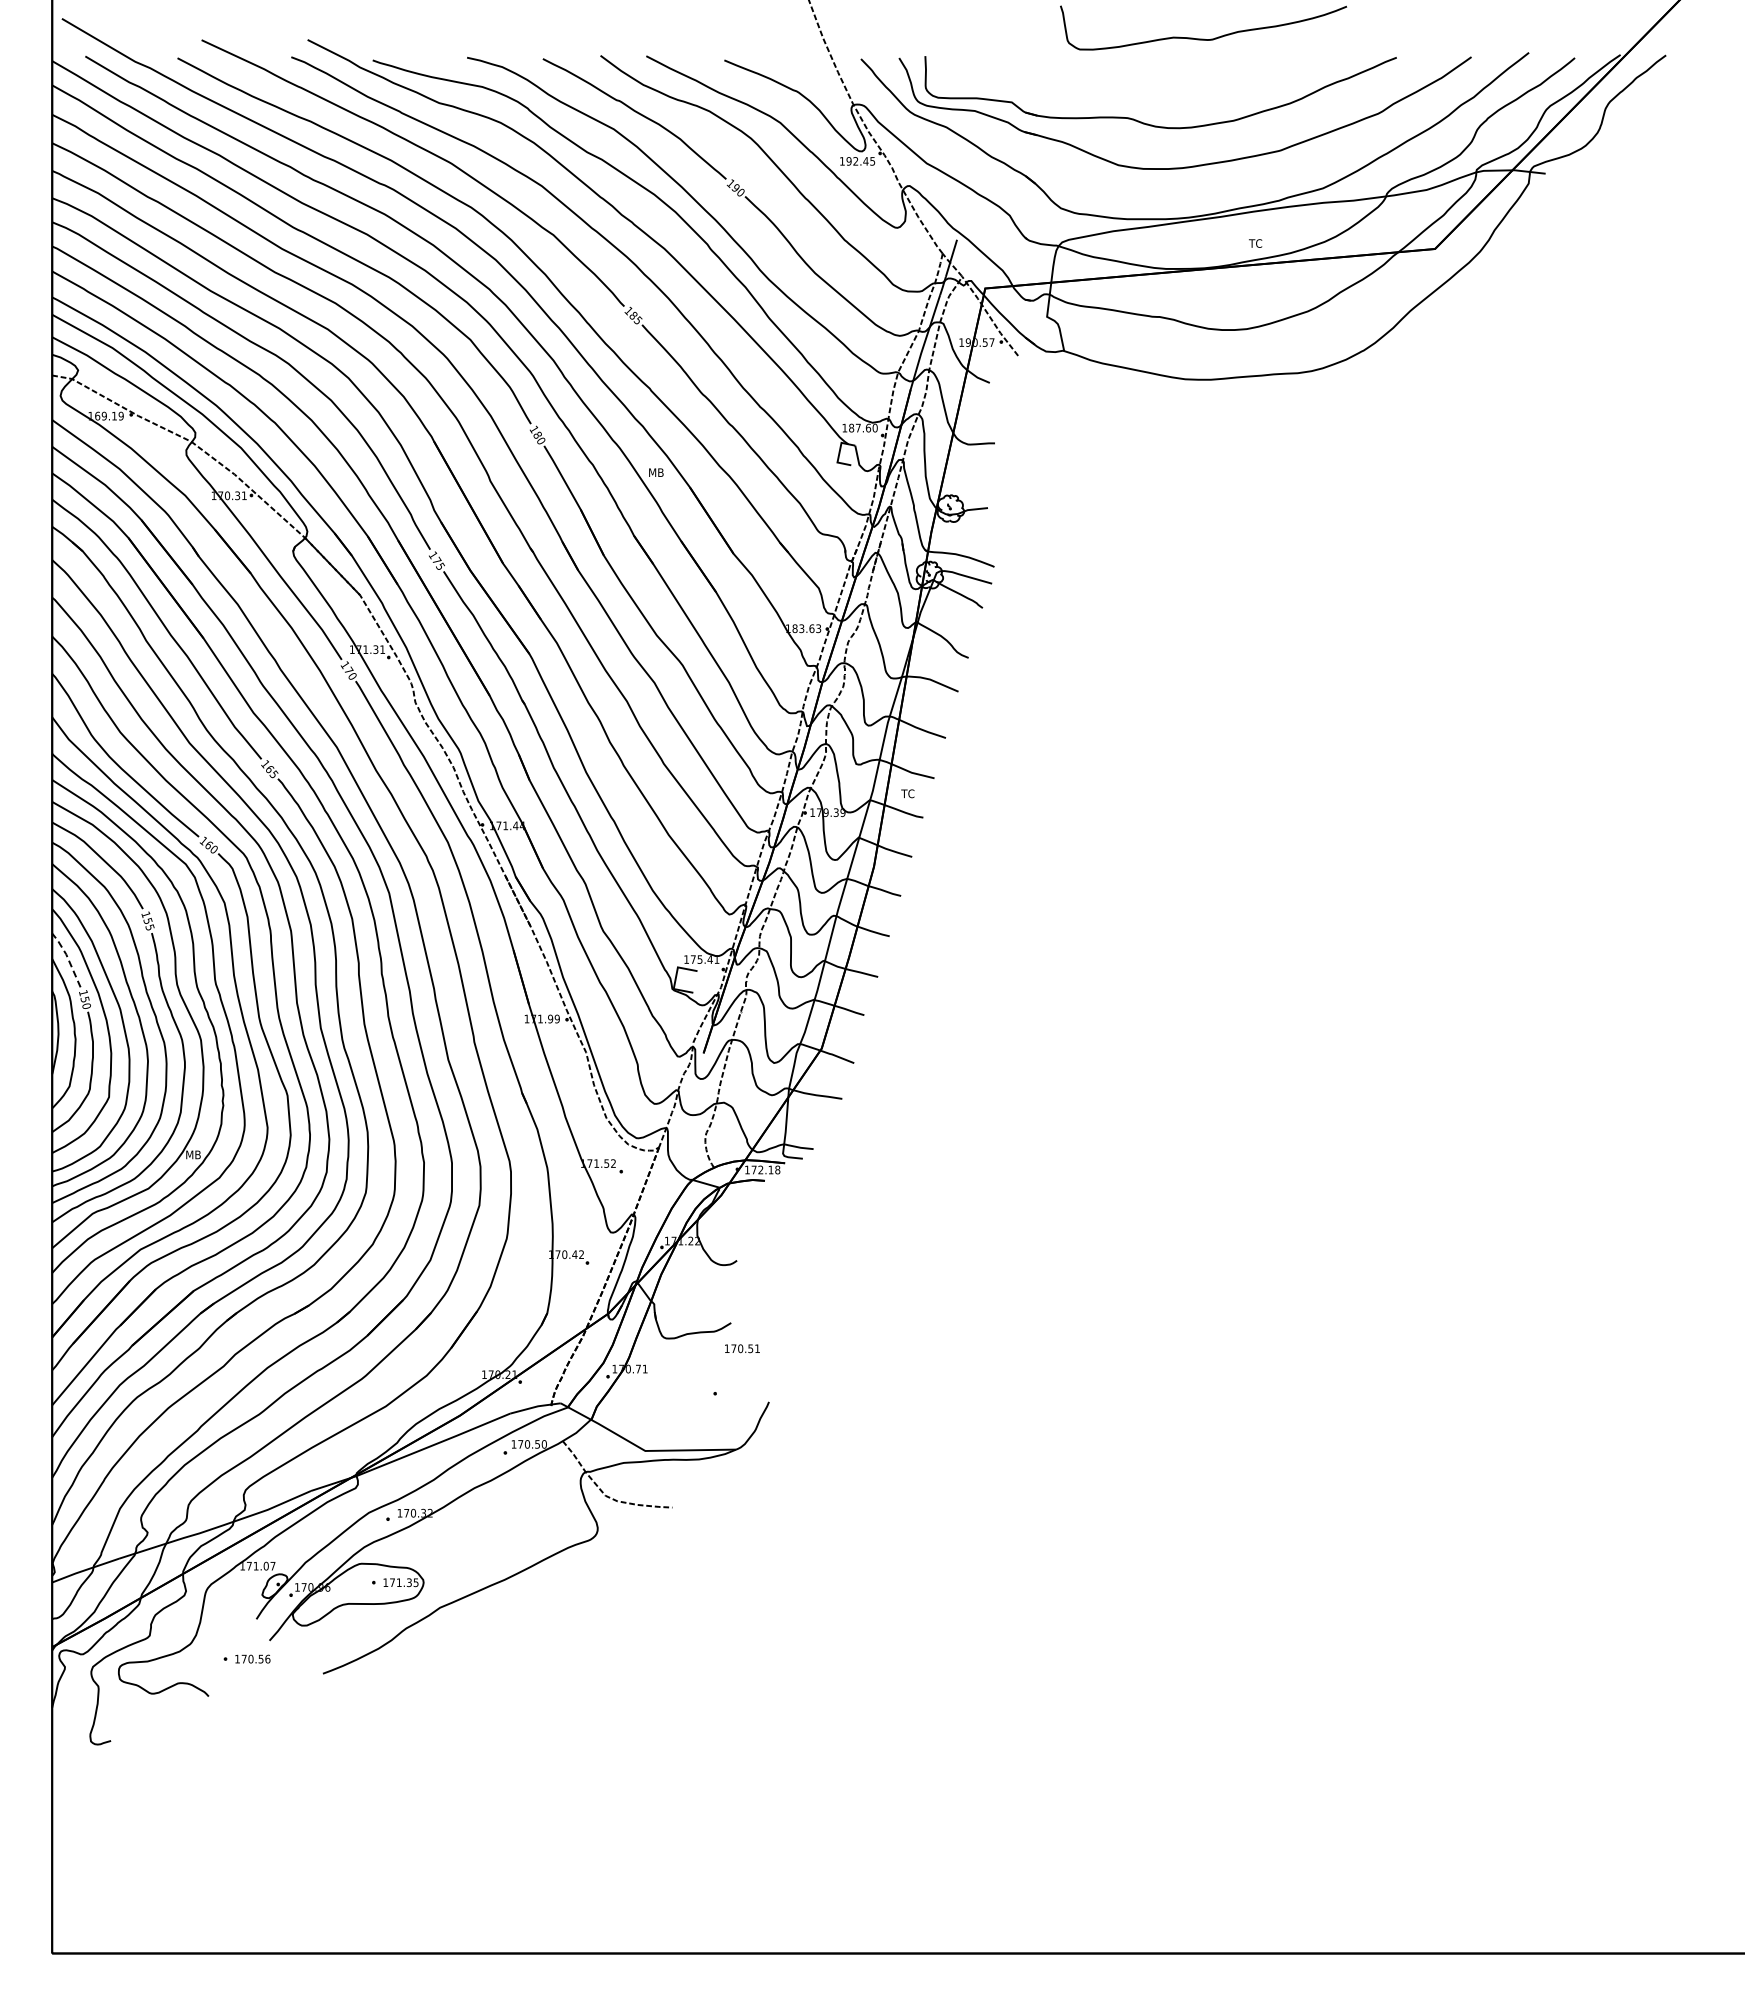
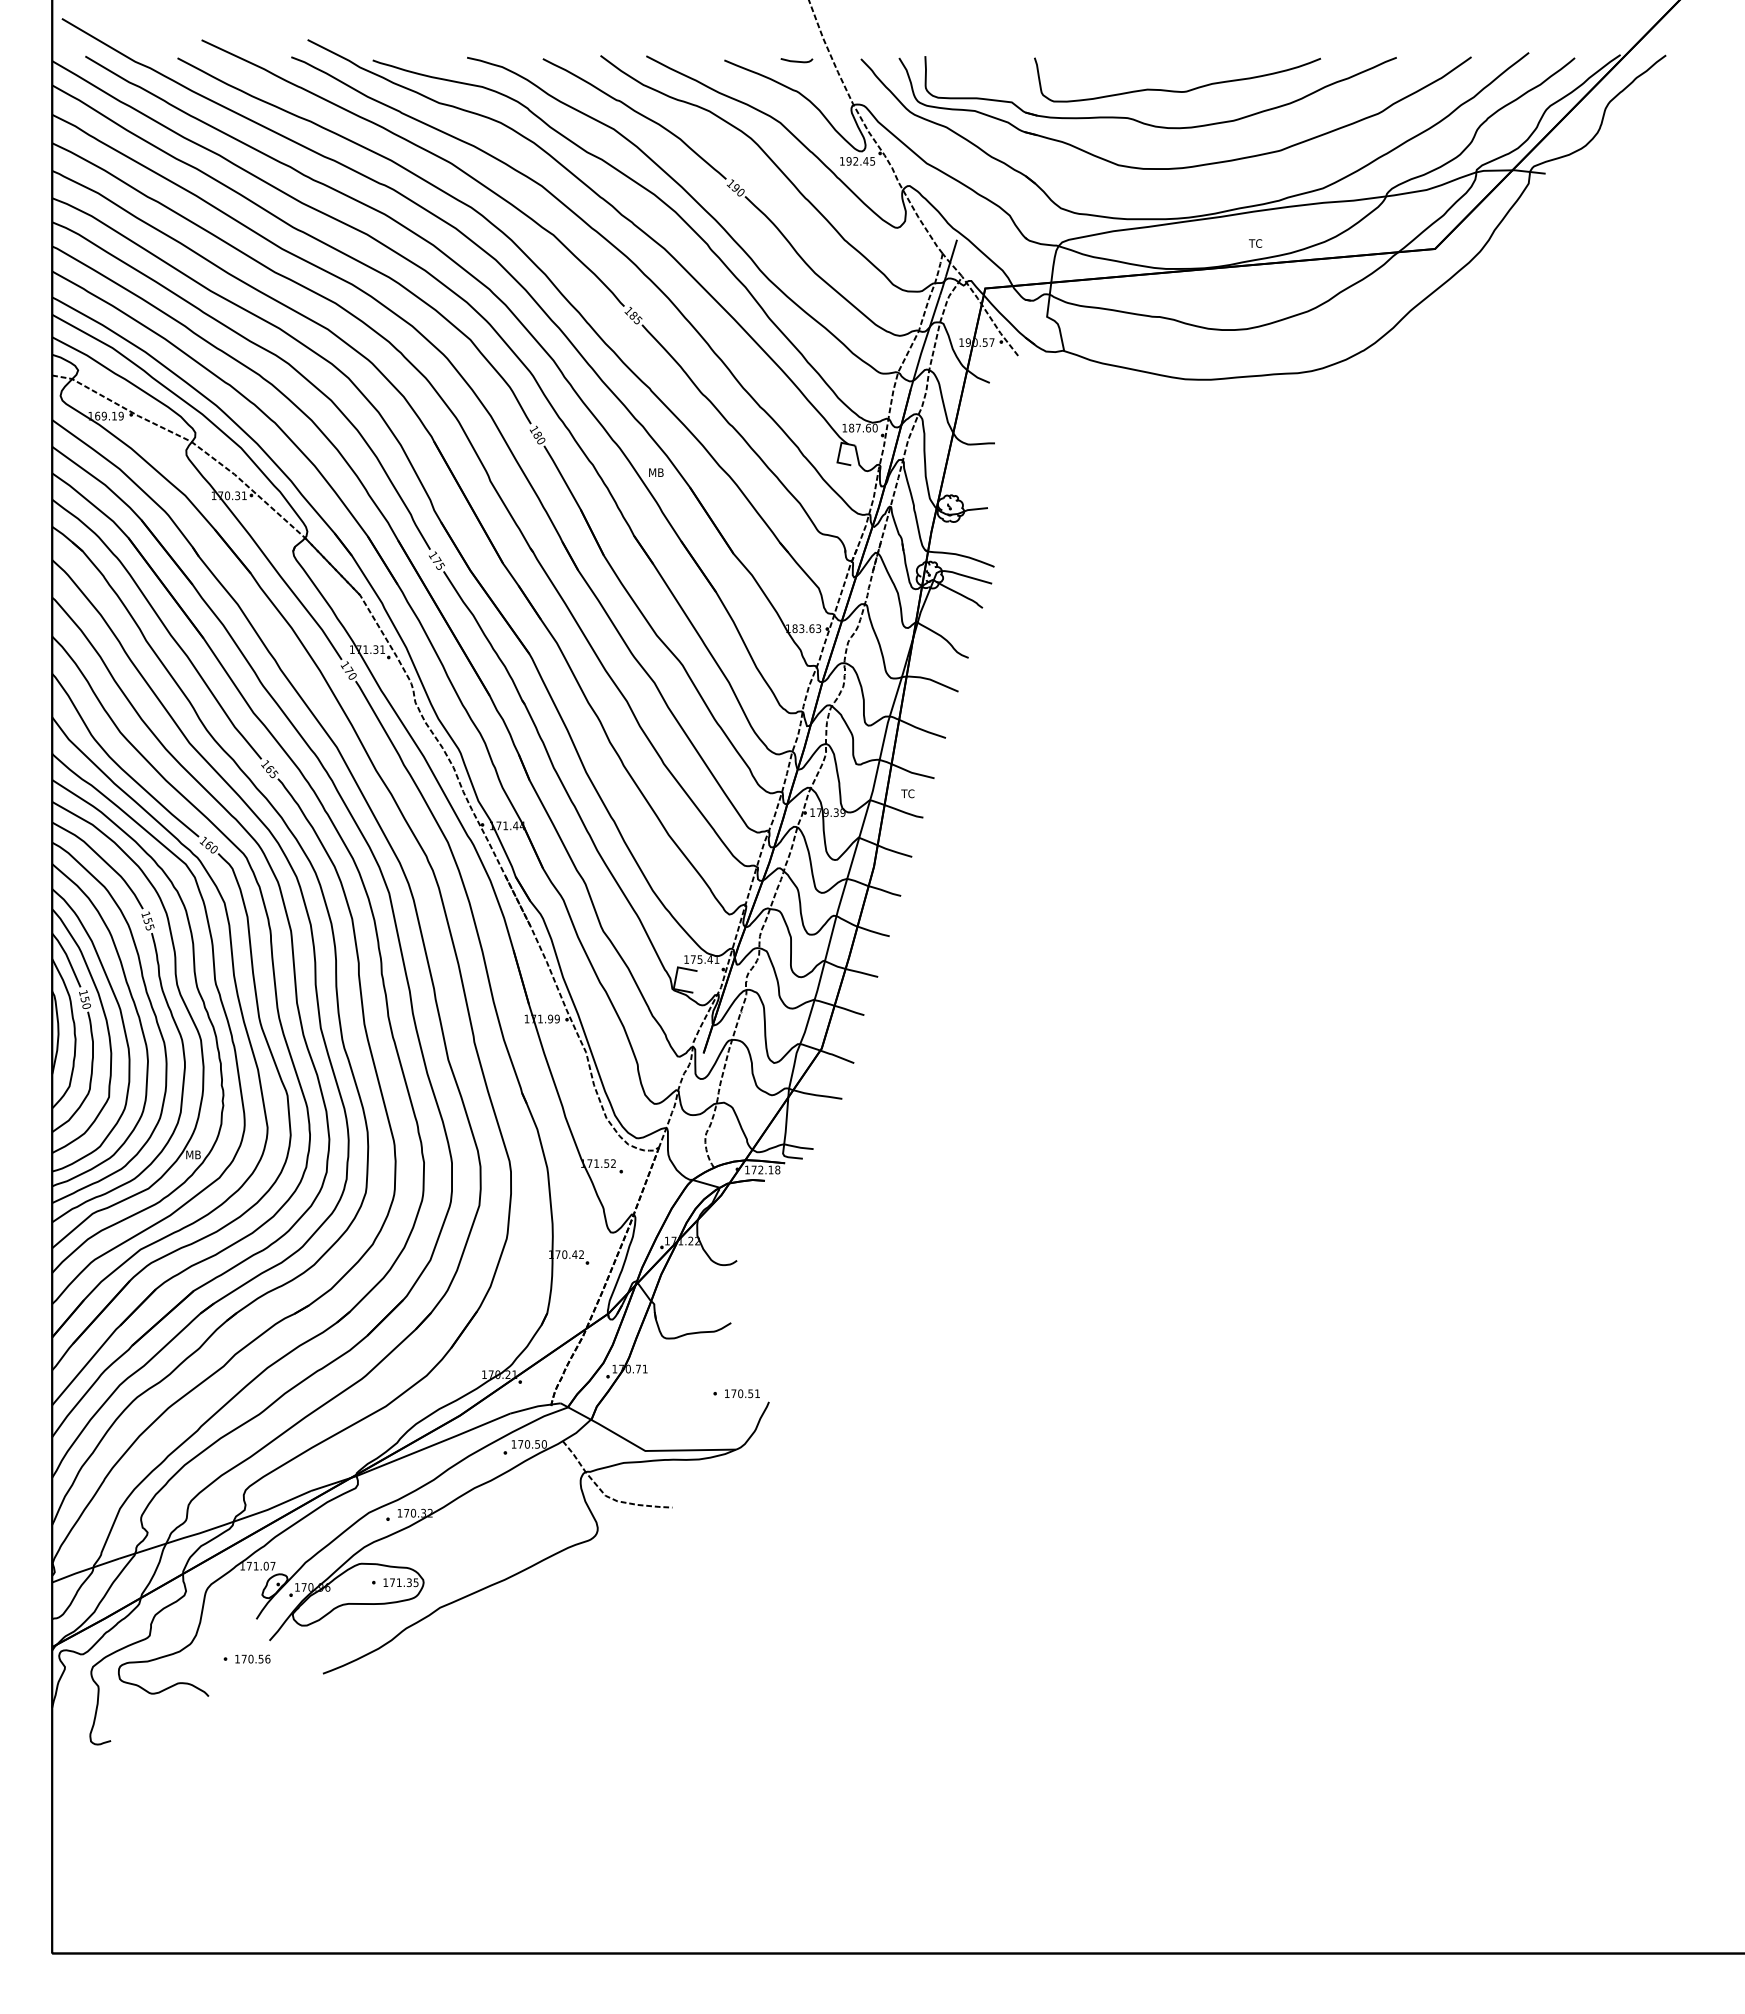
curve position: (1203, 38) -> (1177, 90) (1177, 90)
curve: none -> present (796, 60)
line: dashed -> solid (67, 957)
text position: (742, 1348) -> (742, 1393) (742, 1393)
